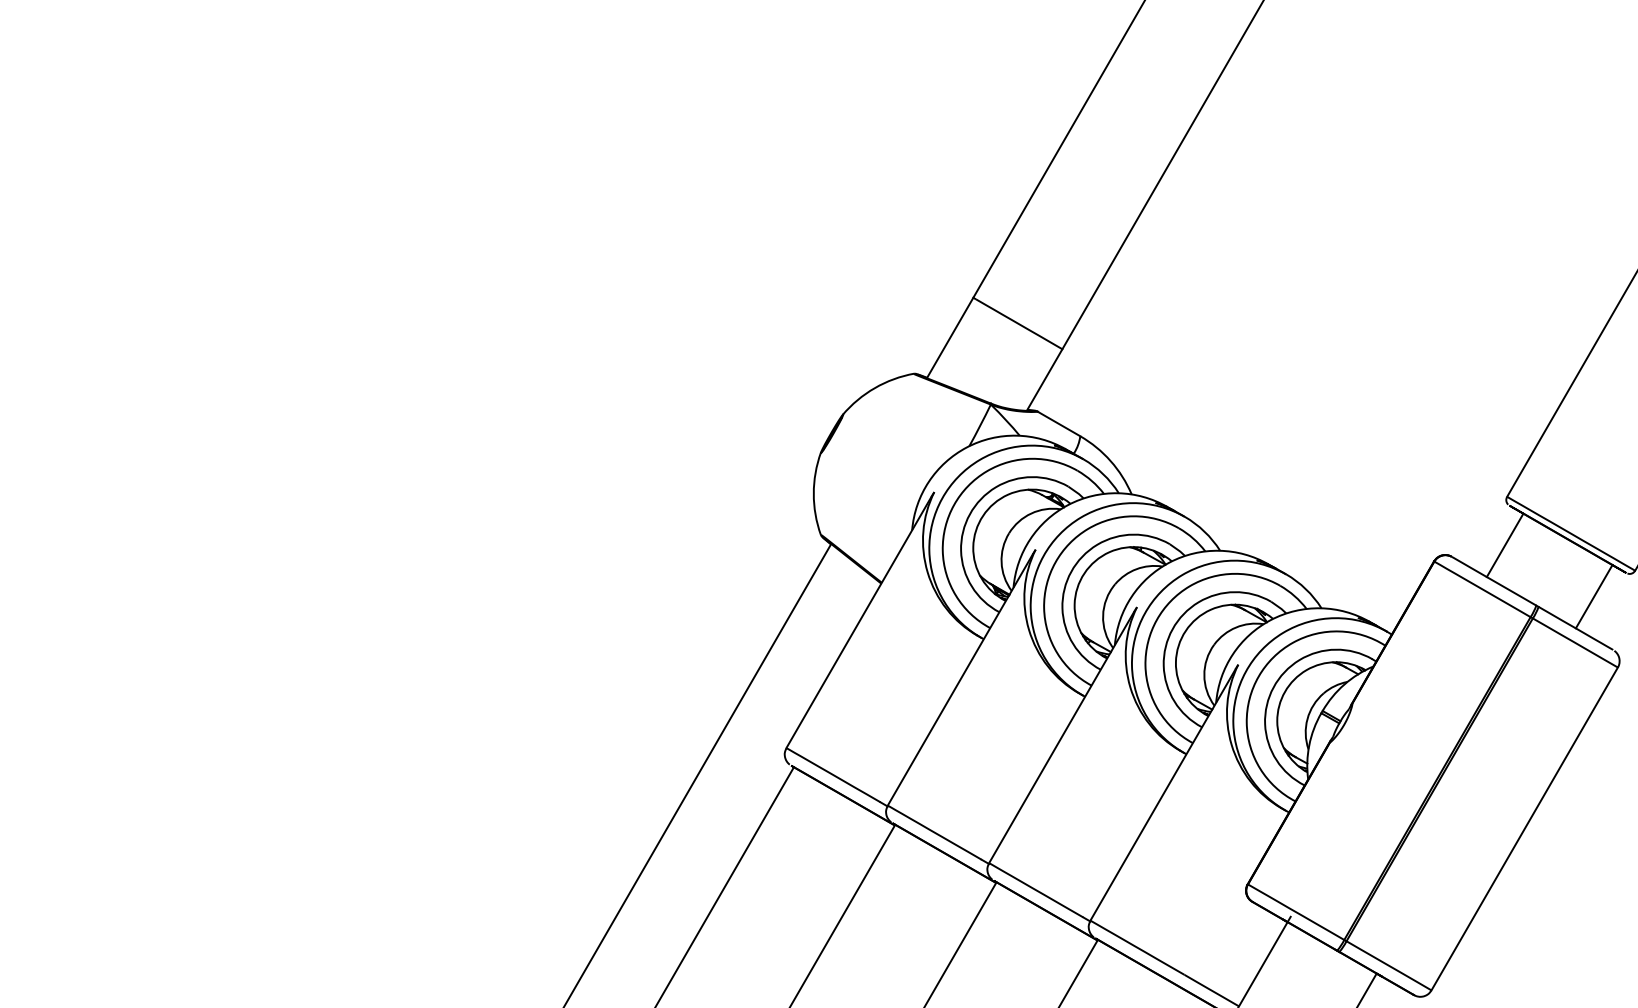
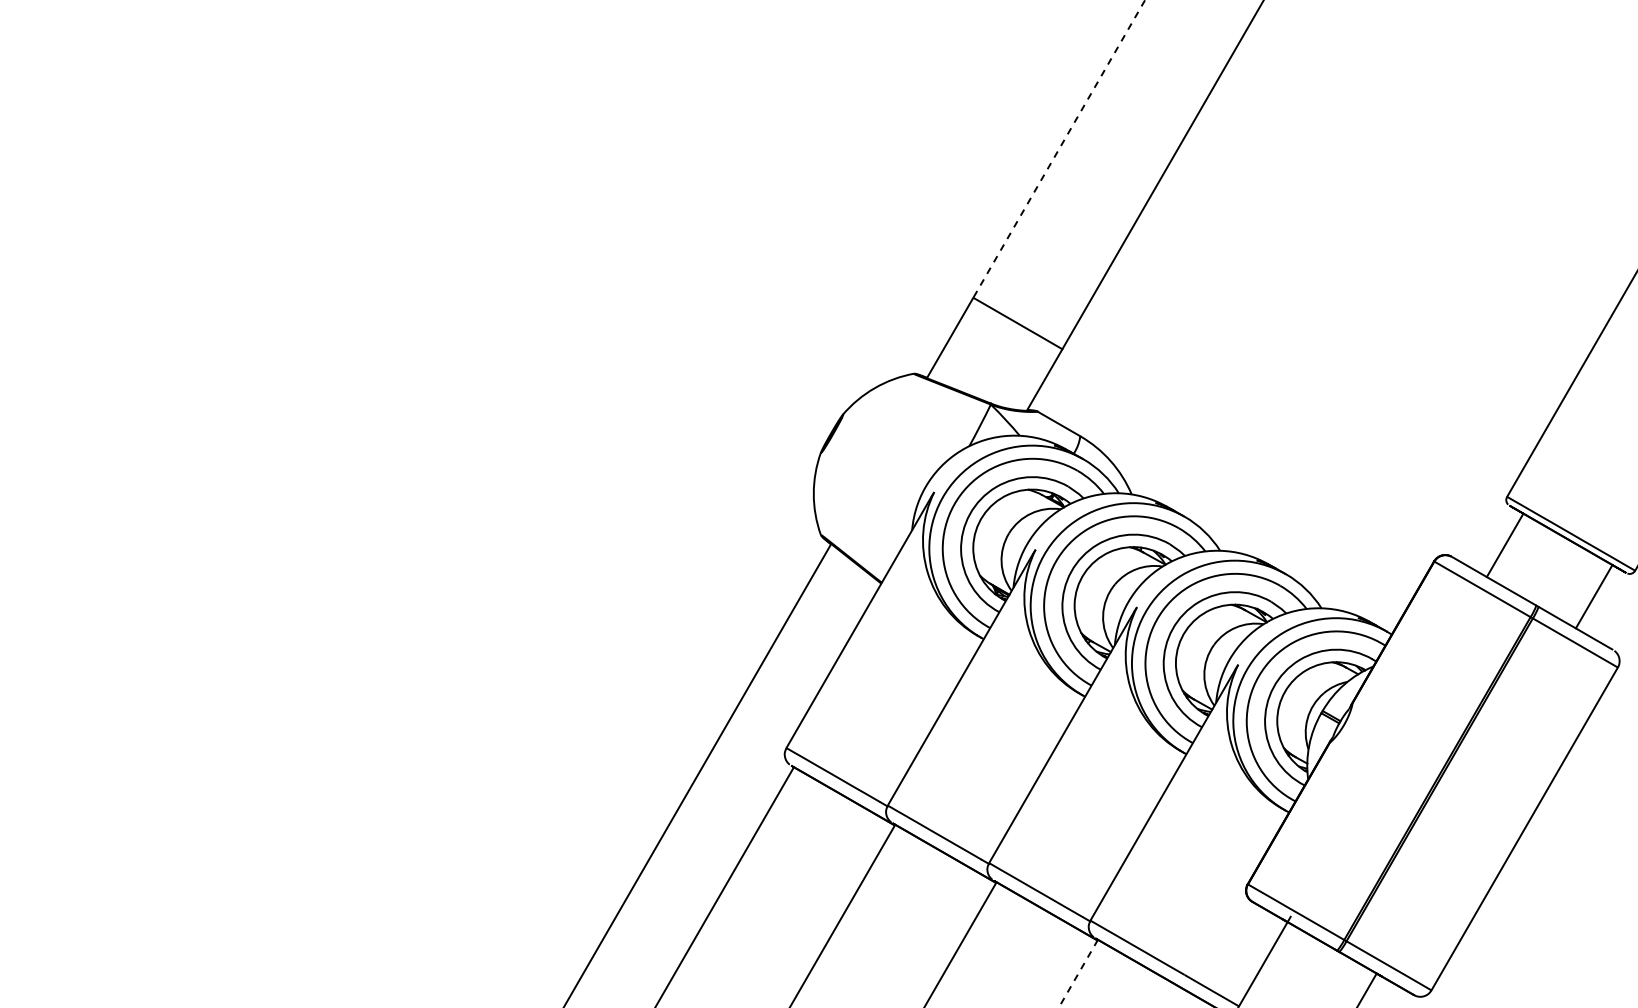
line: solid -> dashed (1058, 149)
line: solid -> dashed (1078, 973)
